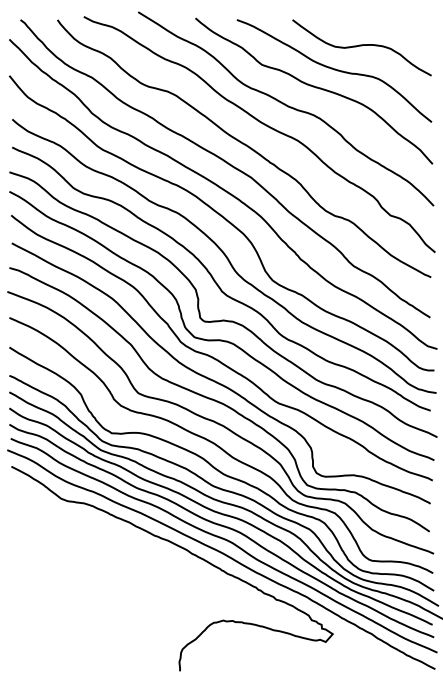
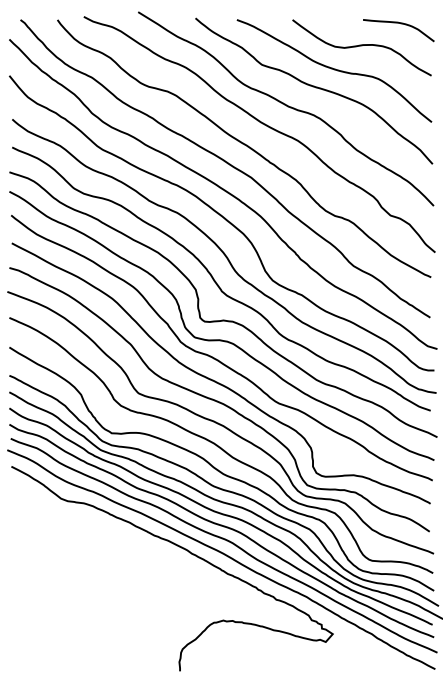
curve: none -> present (400, 24)
